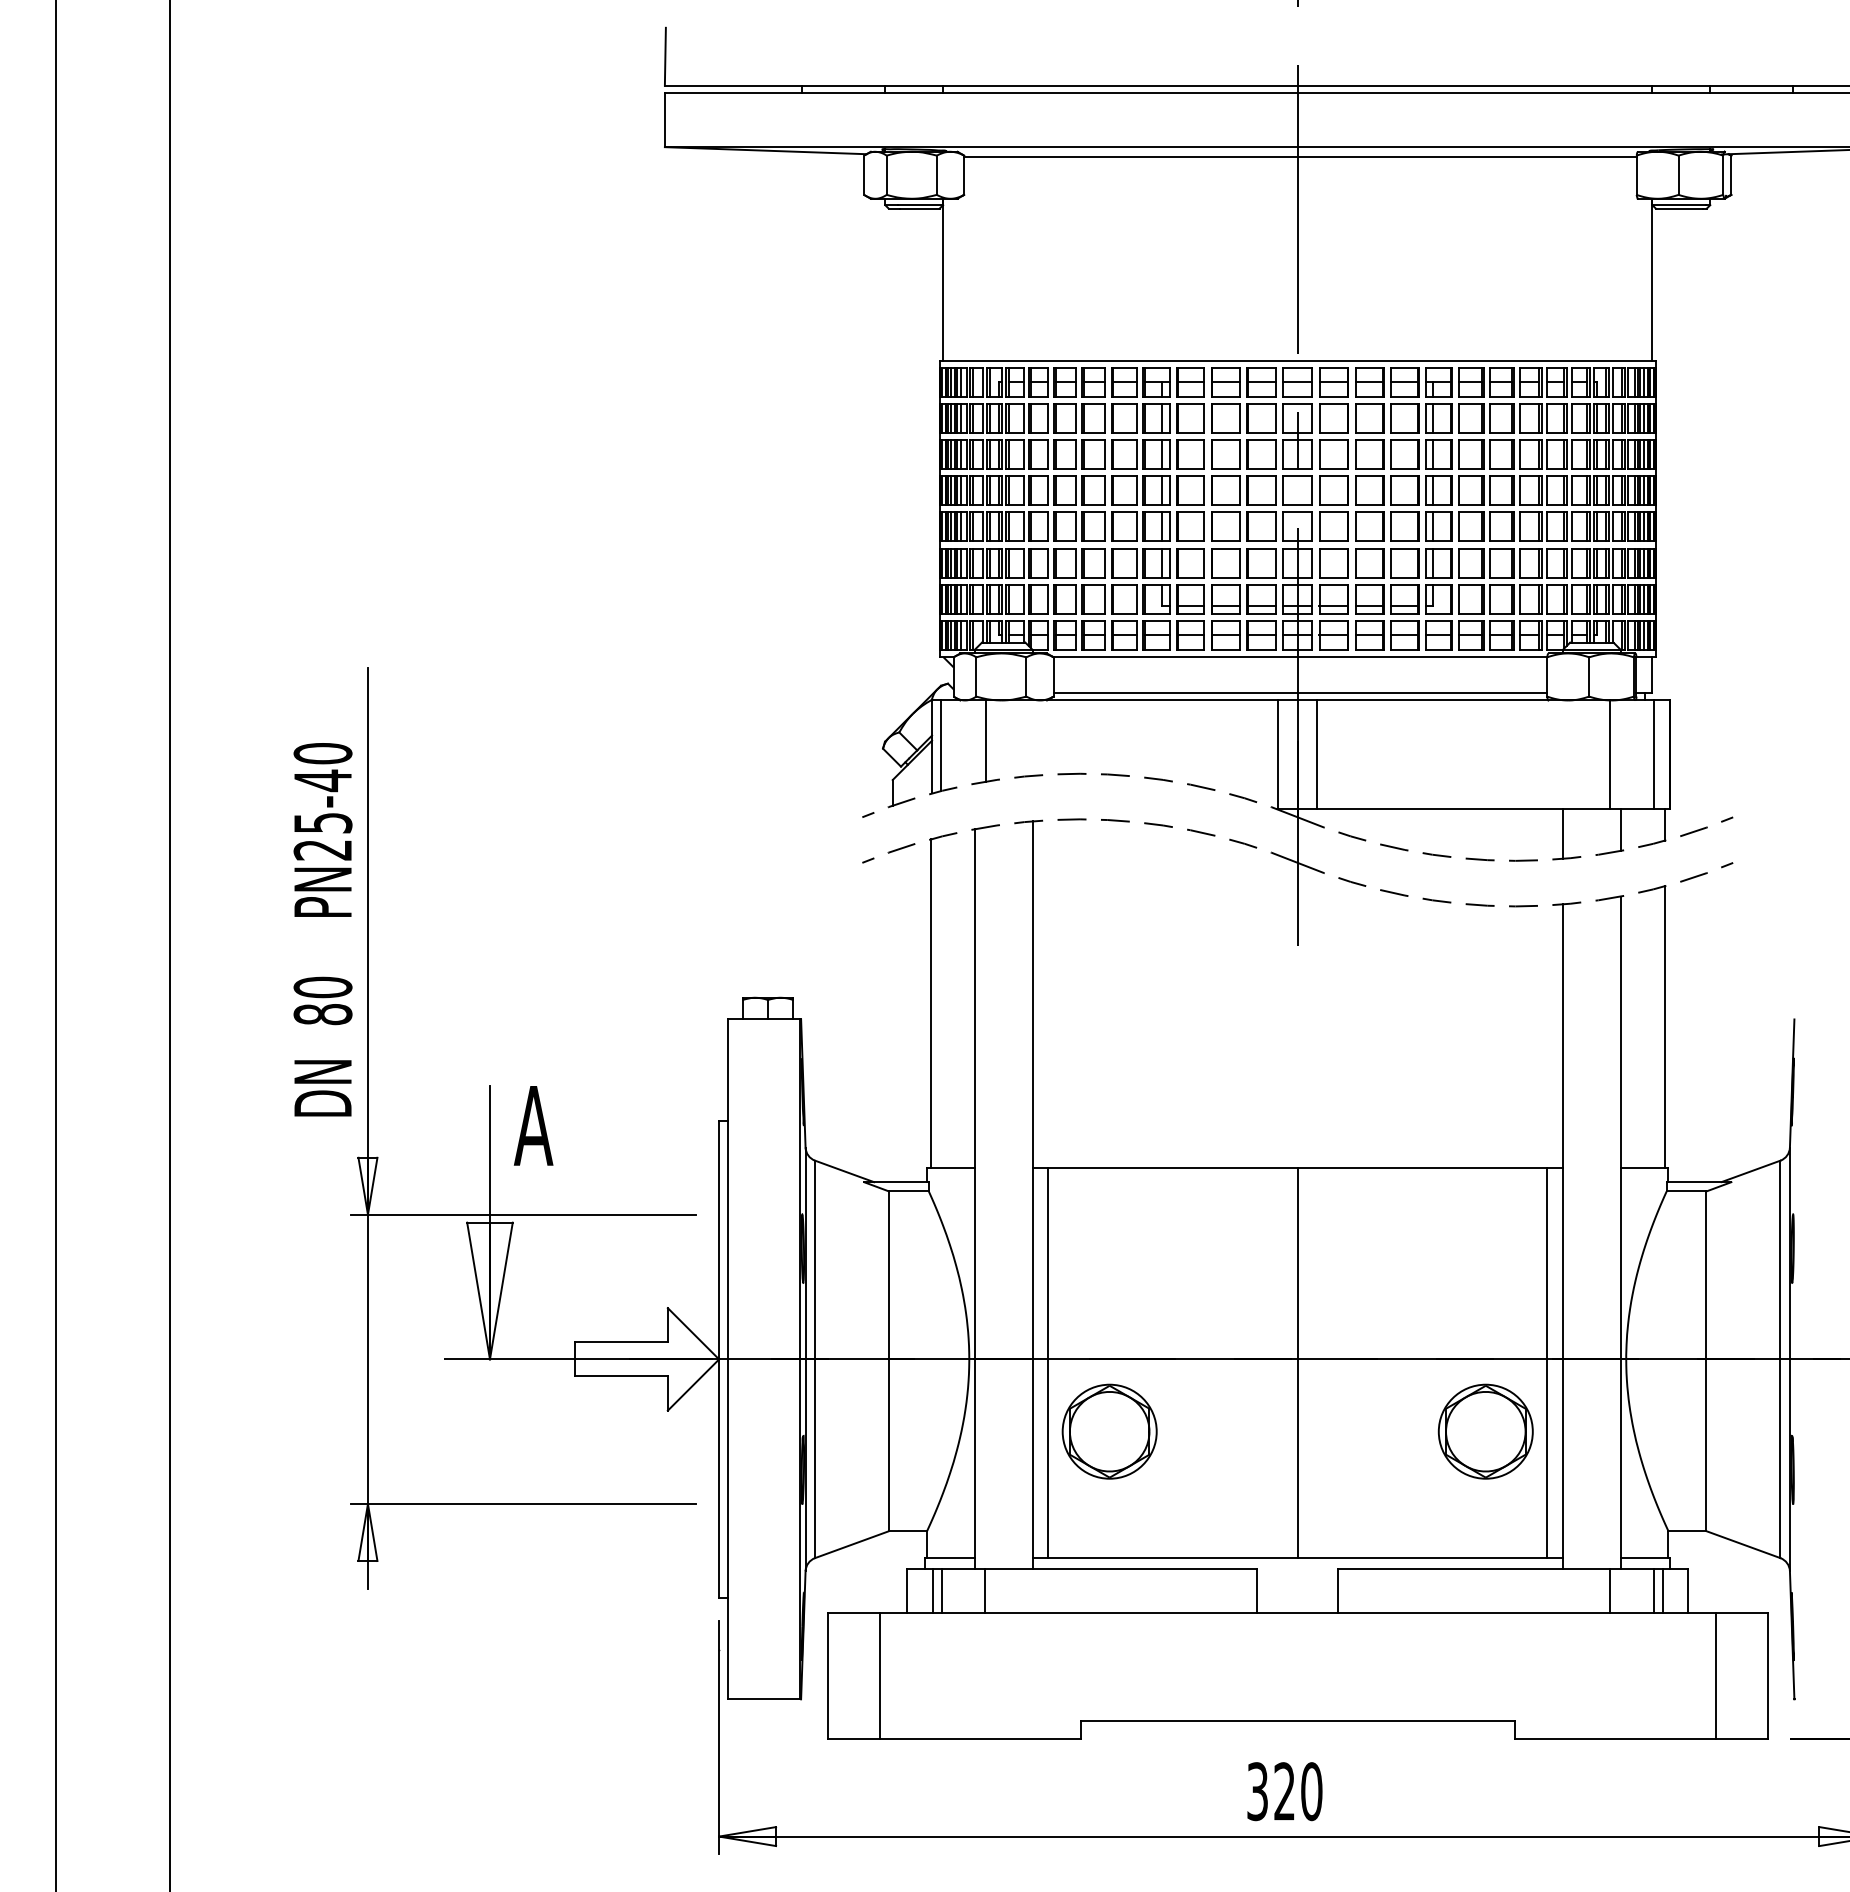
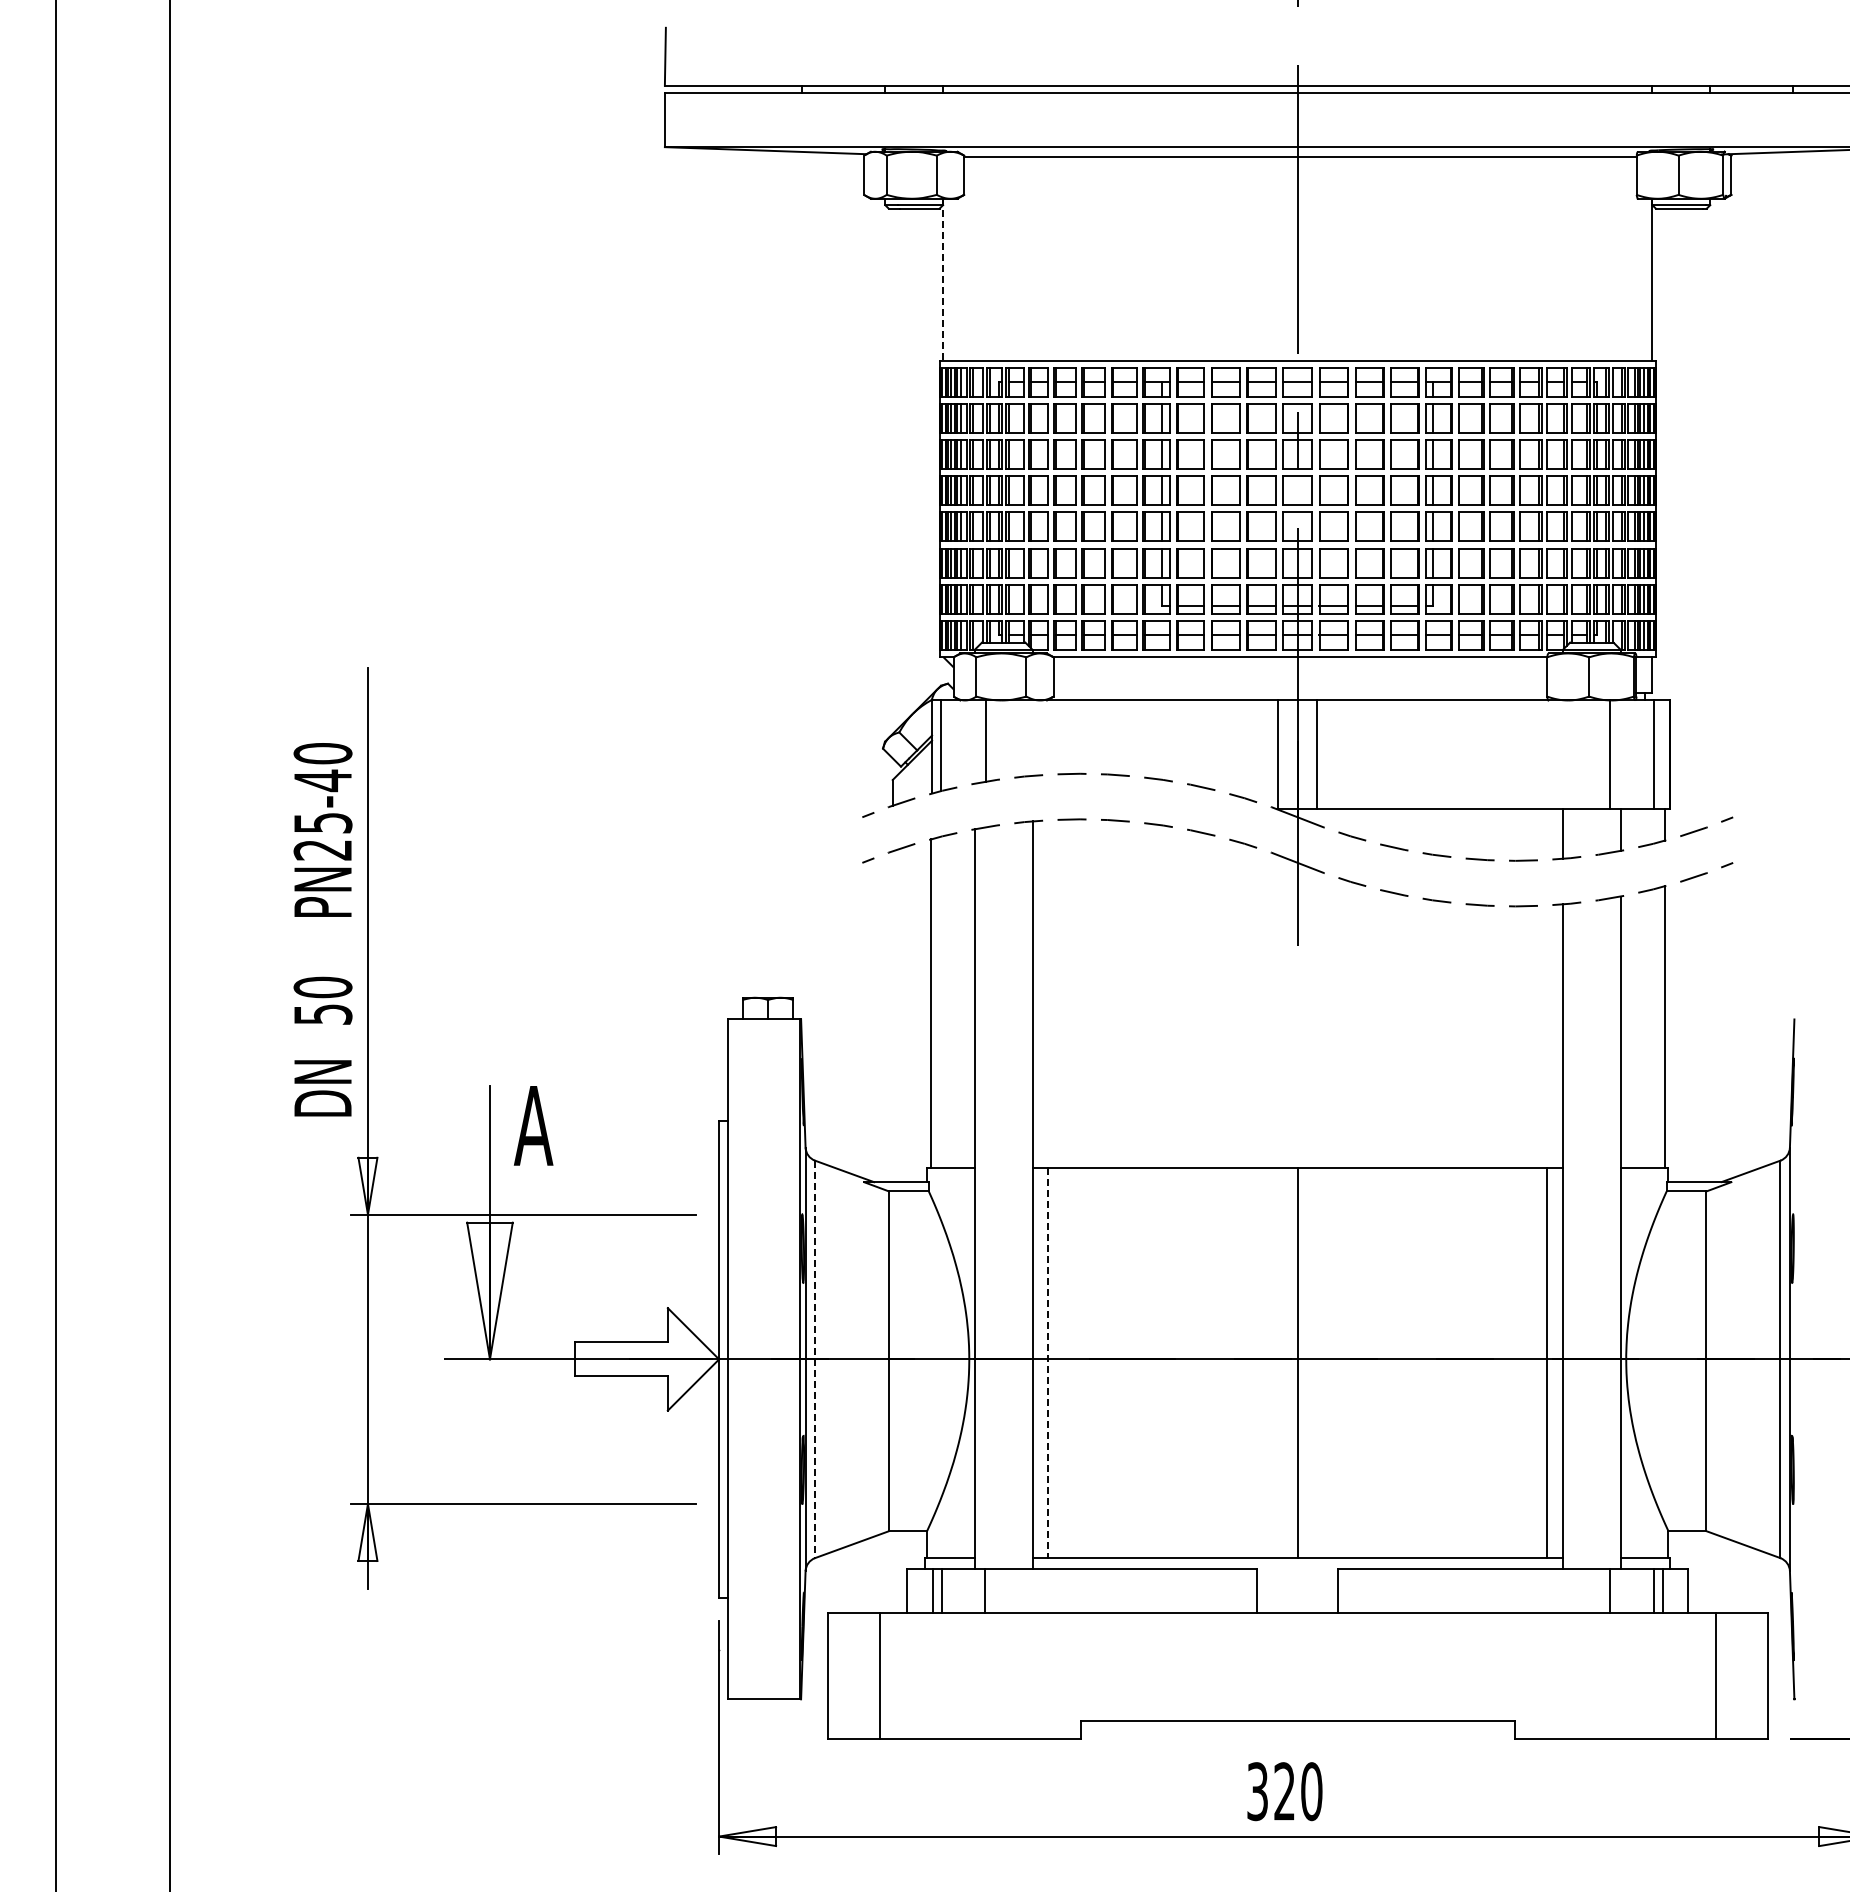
line: solid -> dashed (943, 279)
line: present -> none (1300, 693)
text: 80 -> 50 (322, 1014)
line: solid -> dashed (815, 1359)
line: solid -> dashed (1048, 1363)
part: present -> none (1109, 1431)
part: present -> none (1485, 1431)
